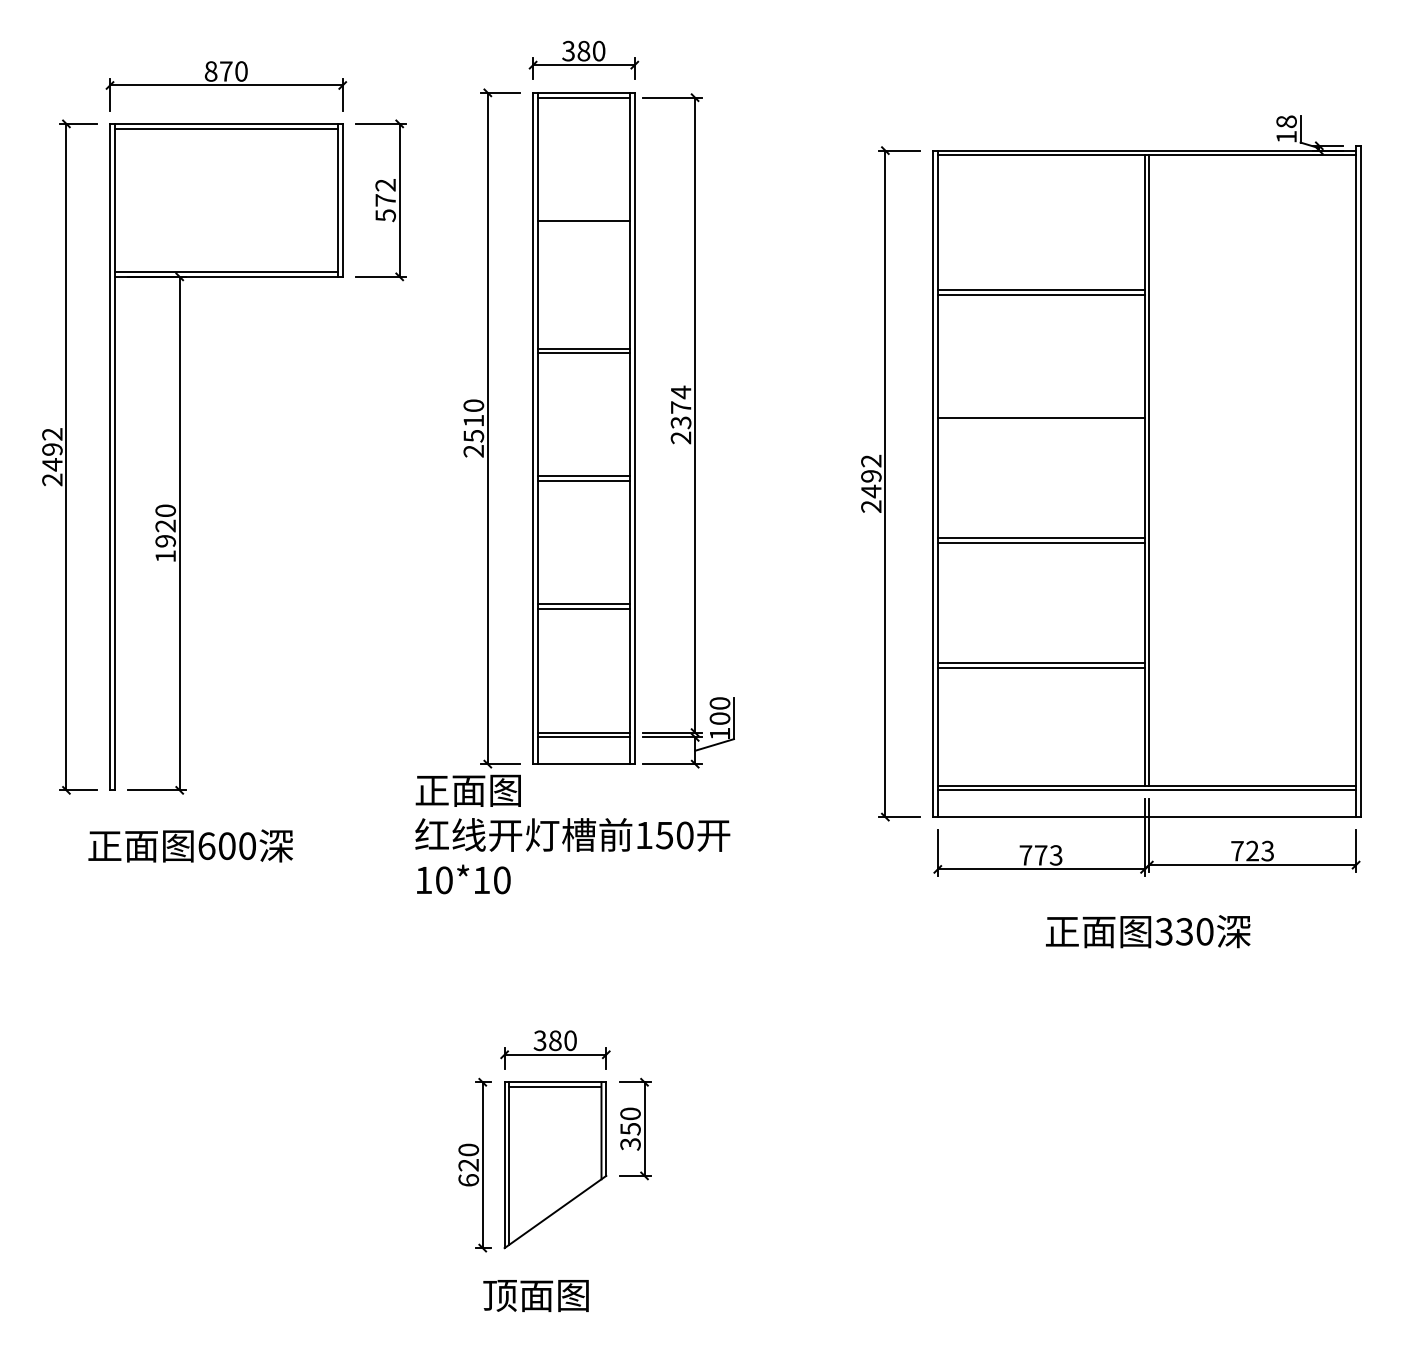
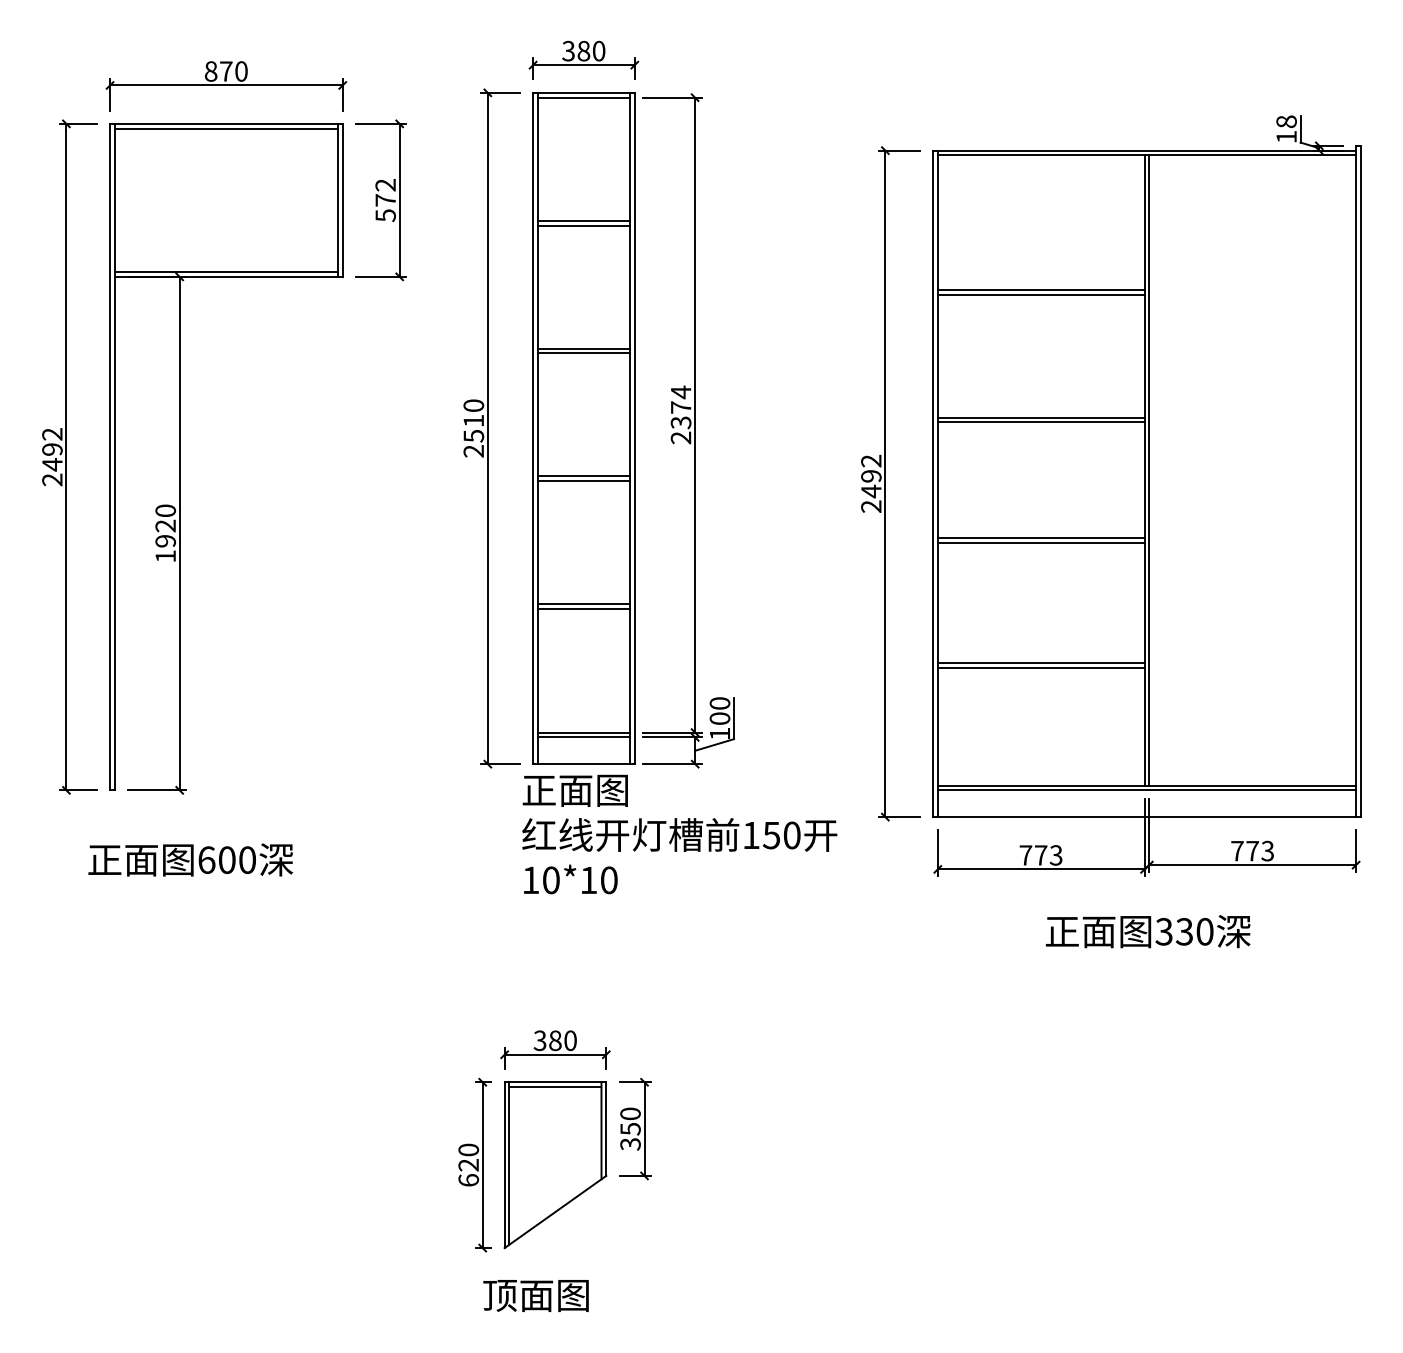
line: none -> present (583, 225)
line: none -> present (1040, 422)
text position: (572, 834) -> (679, 834) (679, 834)
text position: (190, 845) -> (190, 859) (190, 859)
text: 723 -> 773 (1252, 850)
